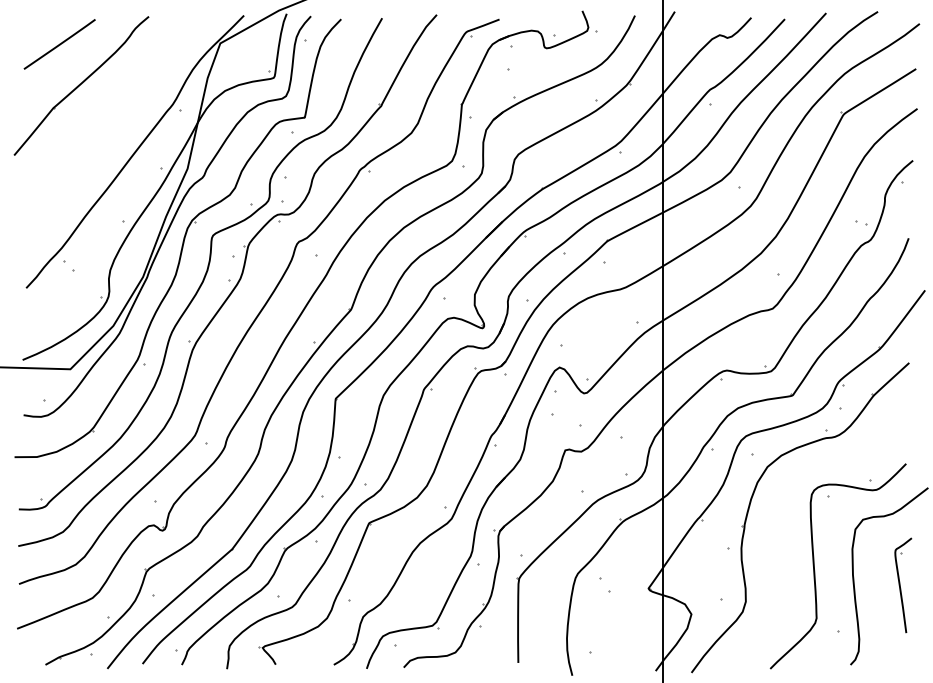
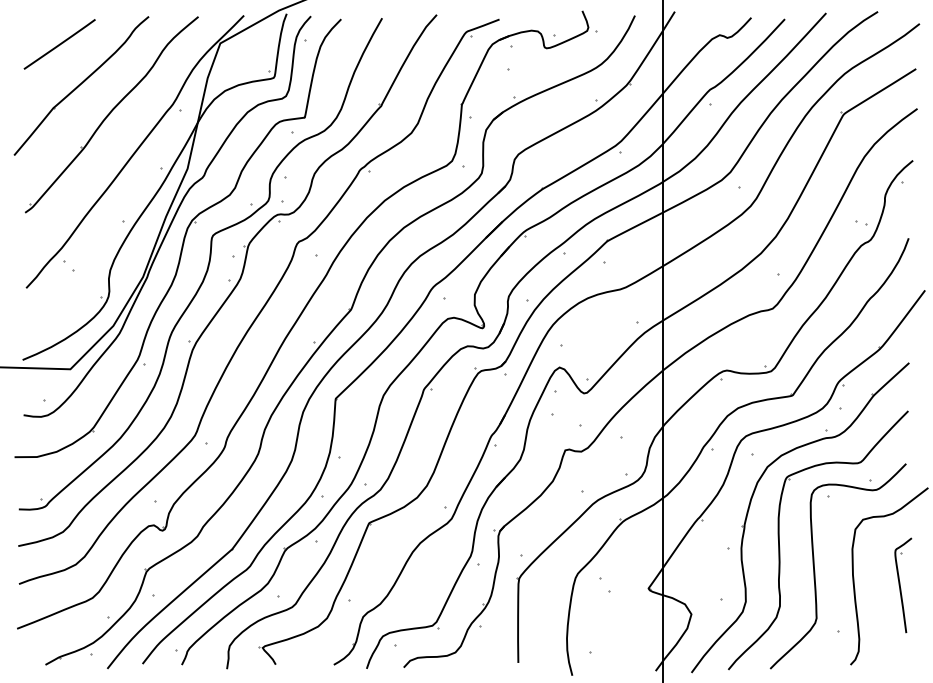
part: none -> present (111, 114)
part: none -> present (780, 547)
